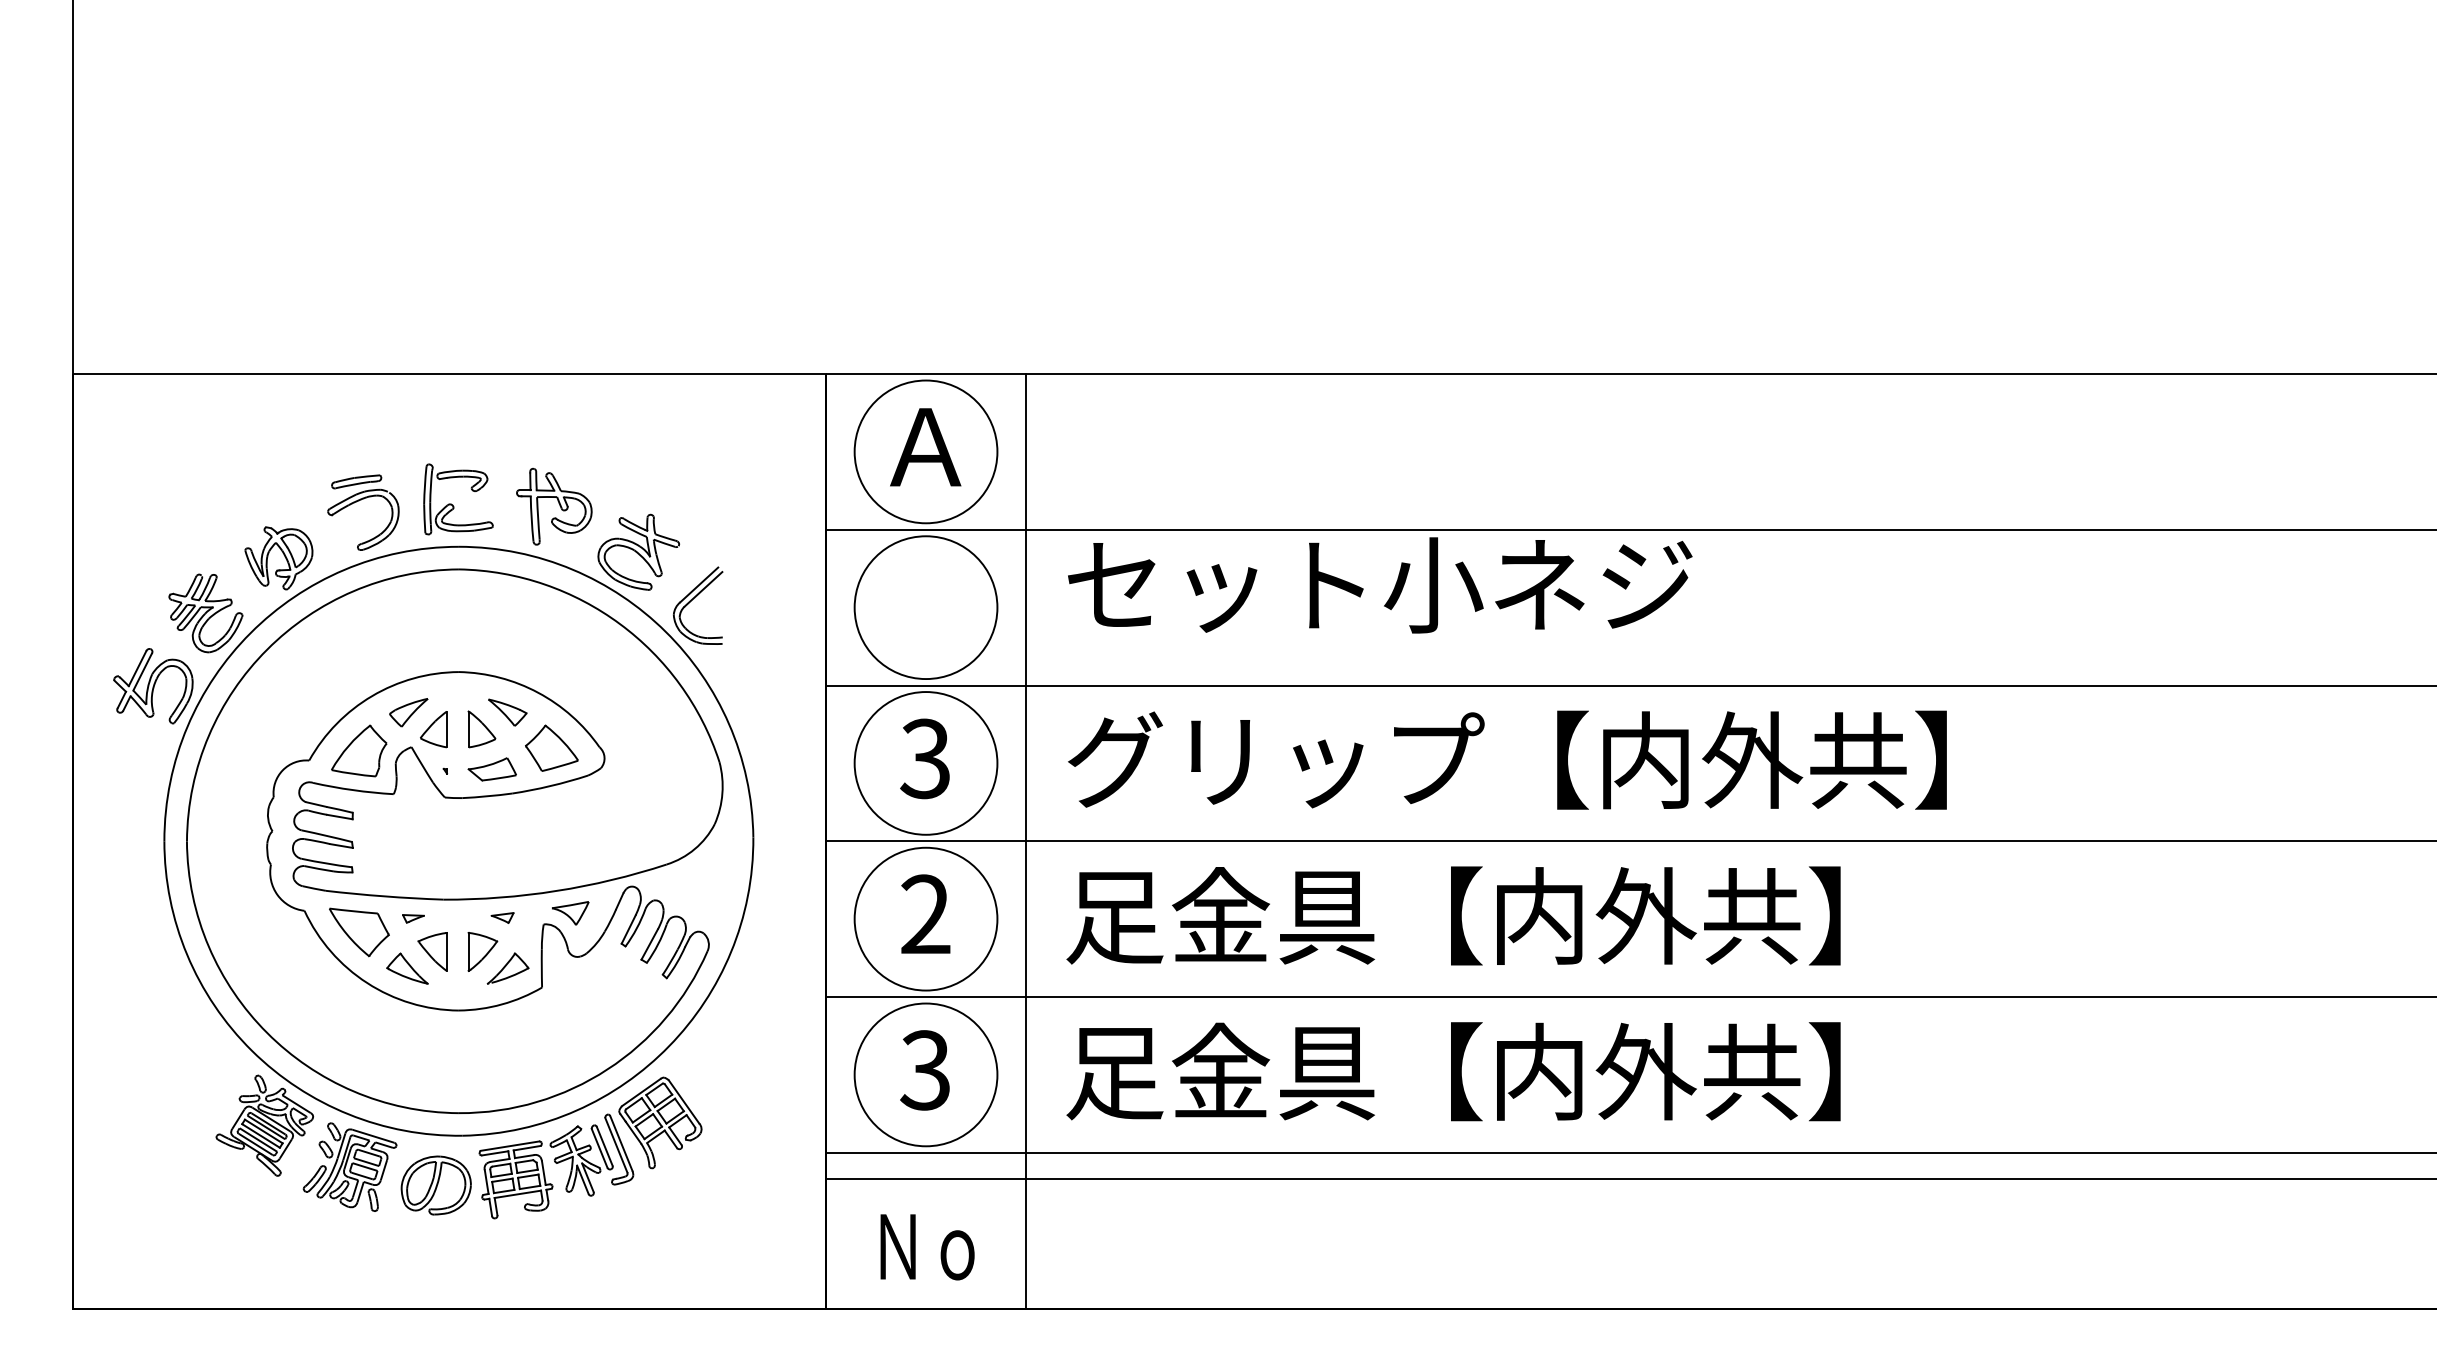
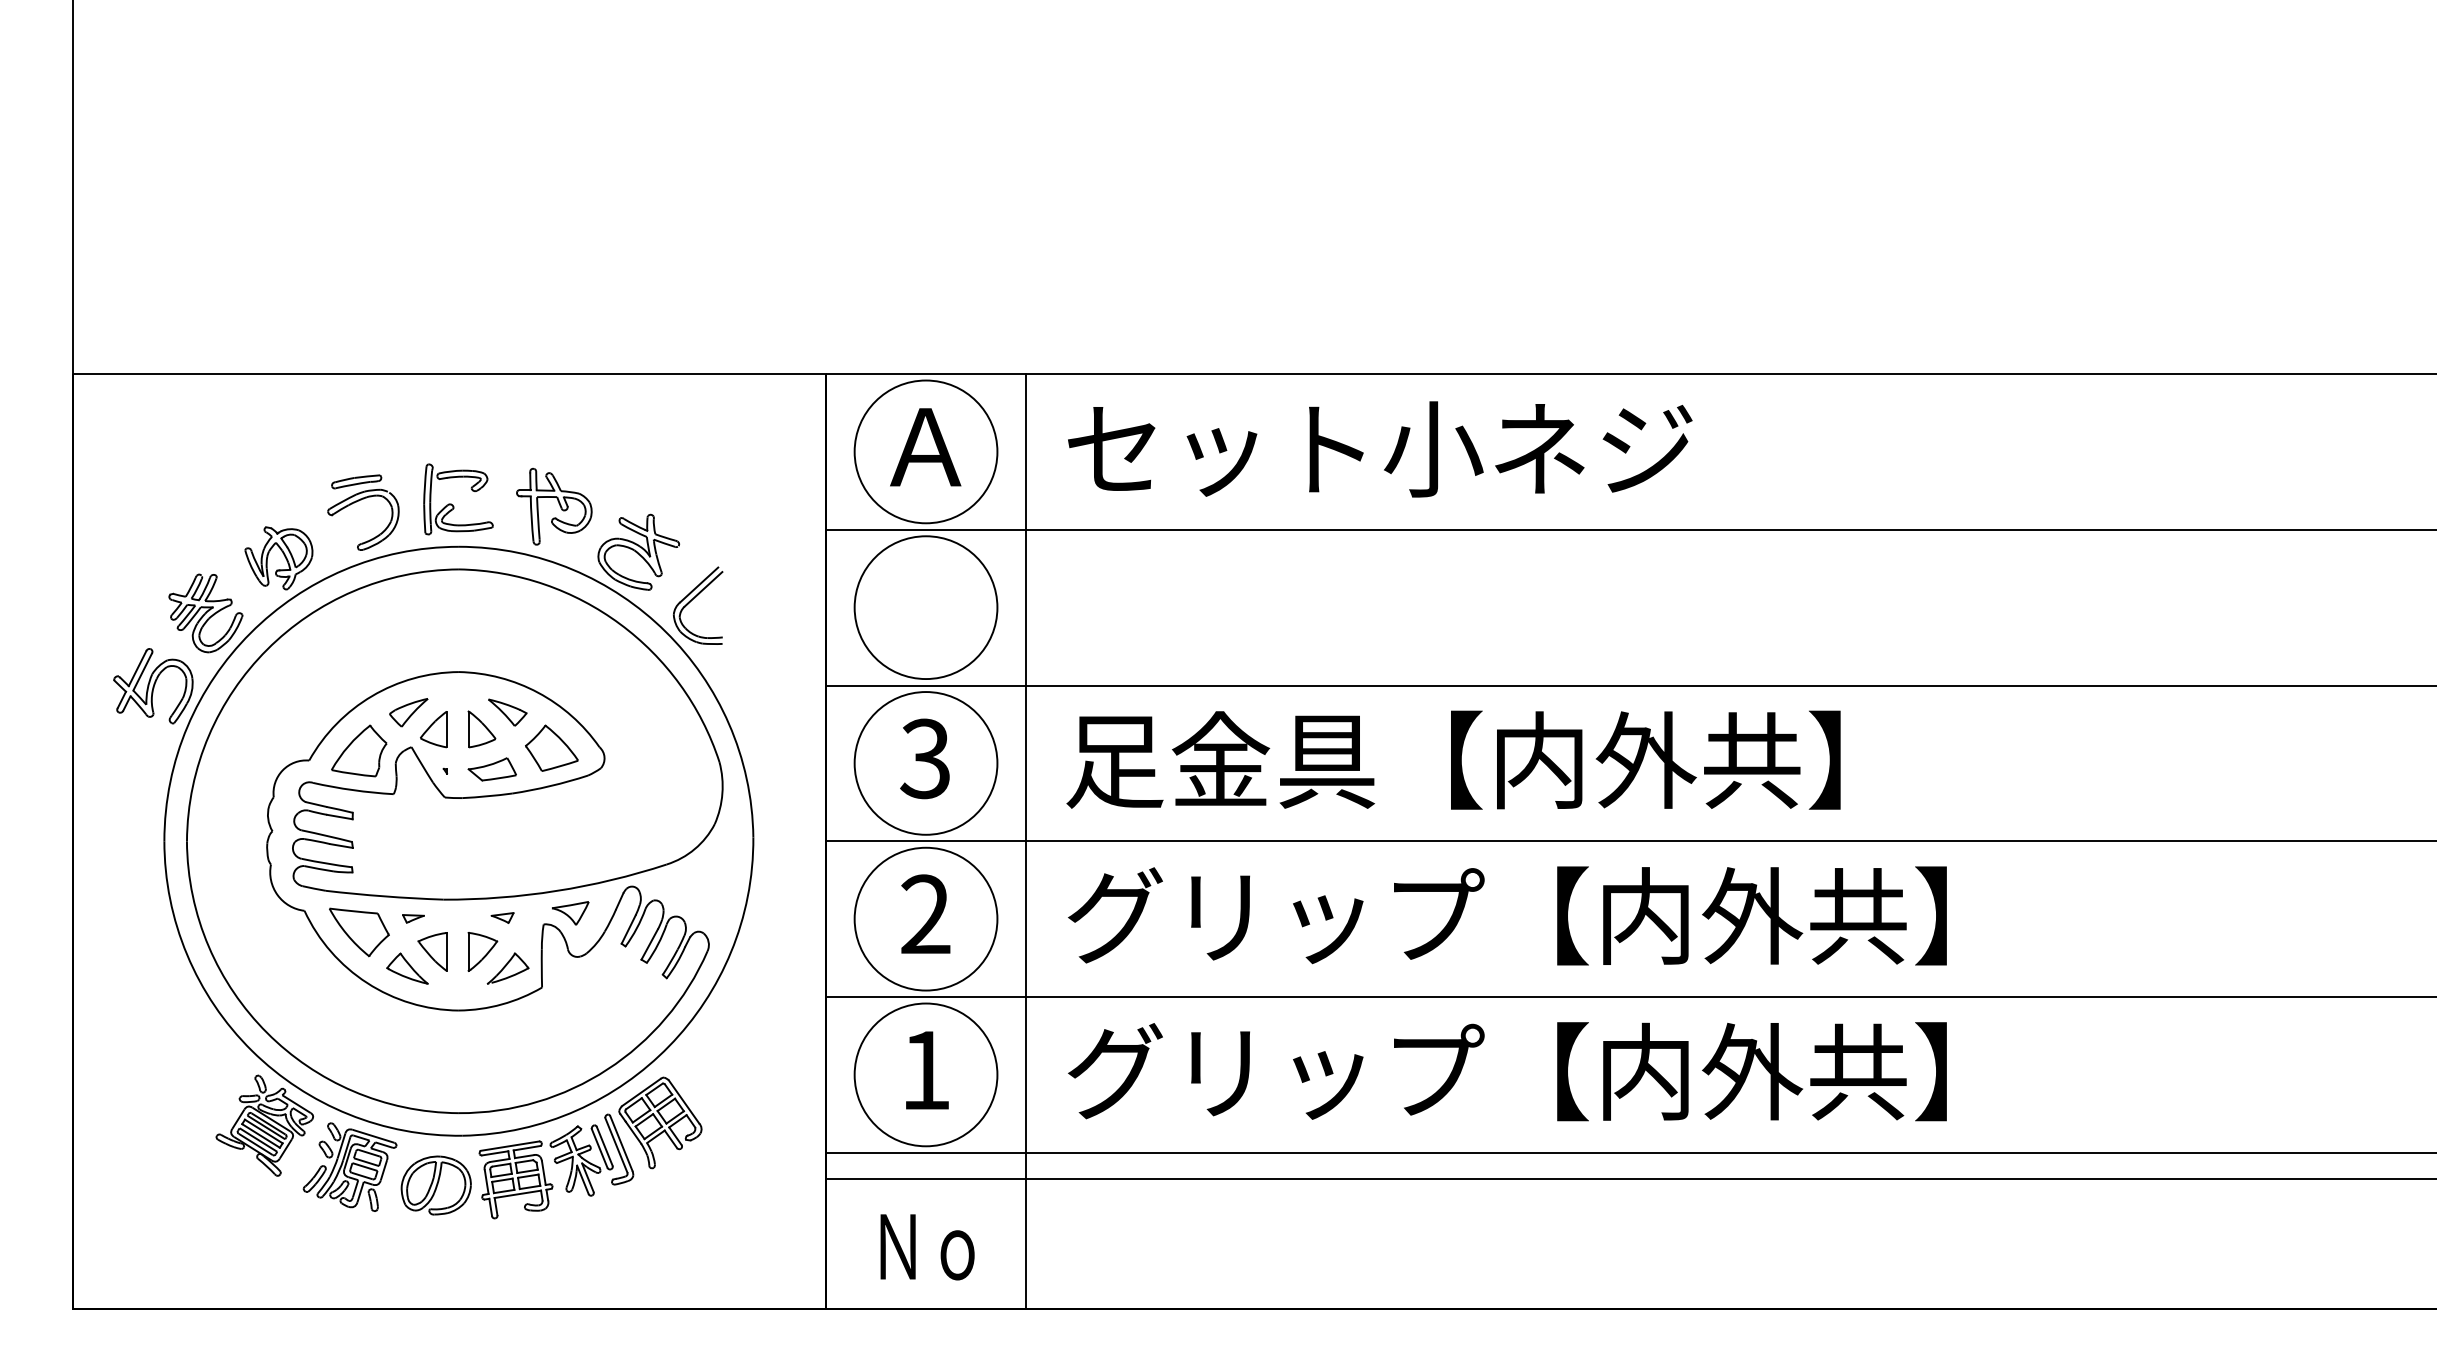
text position: (1380, 585) -> (1380, 449) (1380, 449)
text: グリップ【内外共】 -> 足金具【内外共】 (1506, 759)
text: 足金具【内外共】 -> グリップ【内外共】 (1506, 915)
text: 3 -> 1 (924, 1070)
text: 足金具【内外共】 -> グリップ【内外共】 (1506, 1071)
